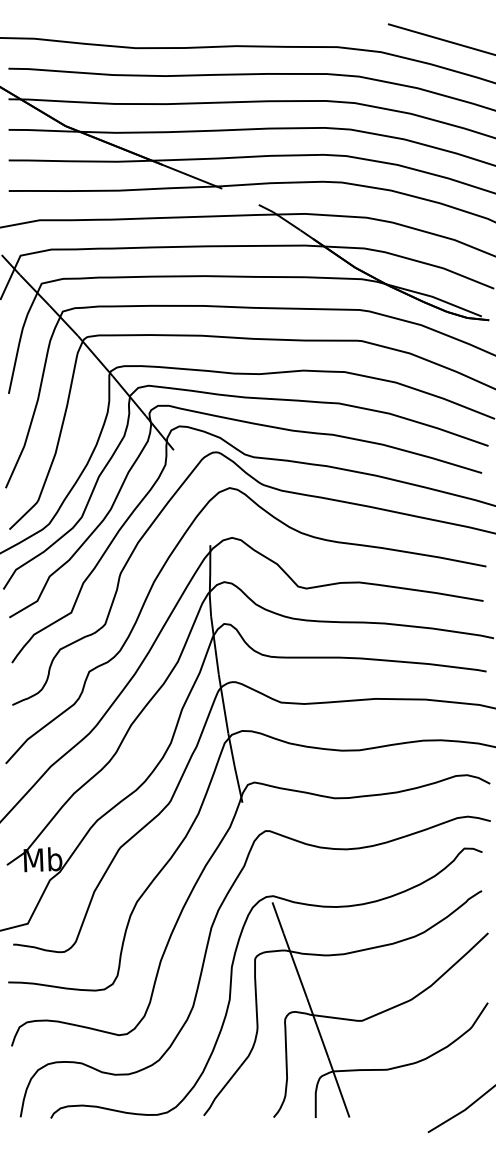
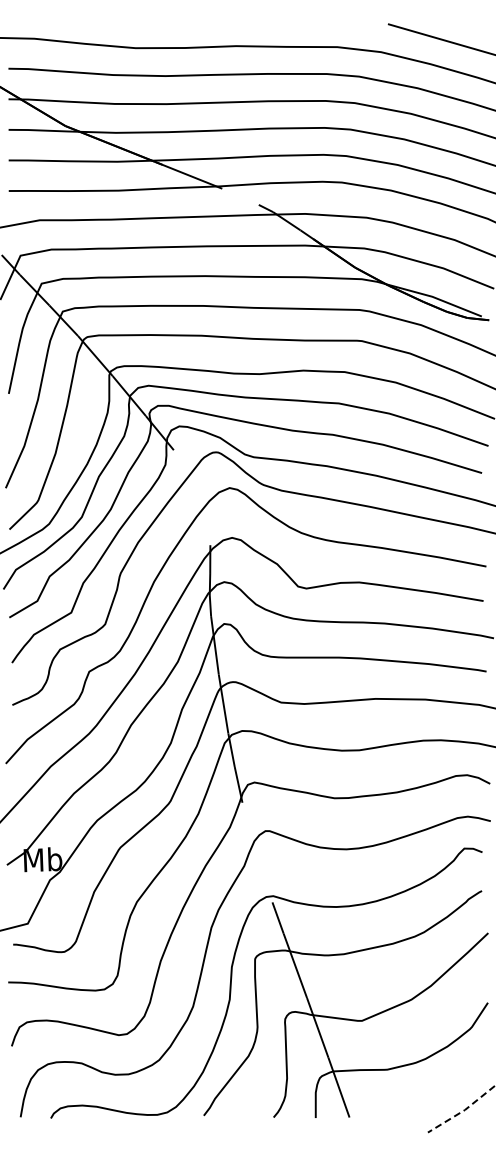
line: solid -> dashed (463, 1111)
